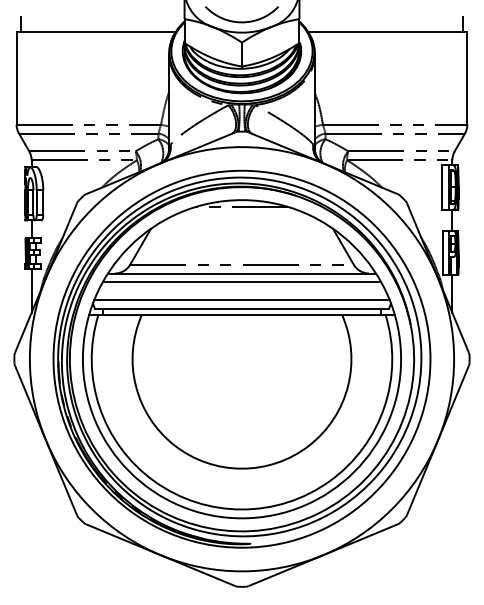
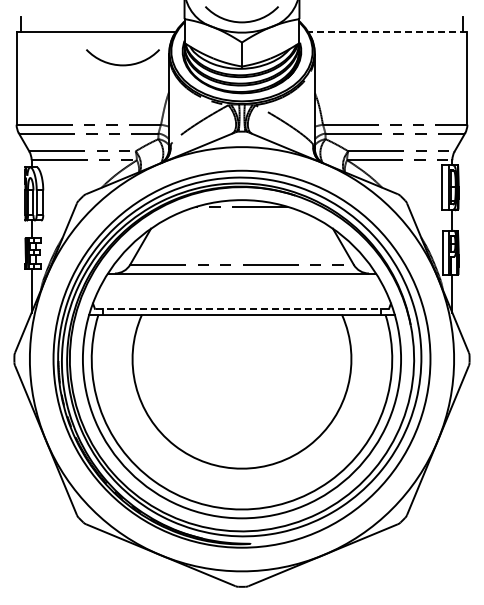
line: solid -> dashed (387, 32)
arc: none -> present (122, 64)
line: present -> none (241, 282)
line: present -> none (241, 300)
line: solid -> dashed (241, 308)
